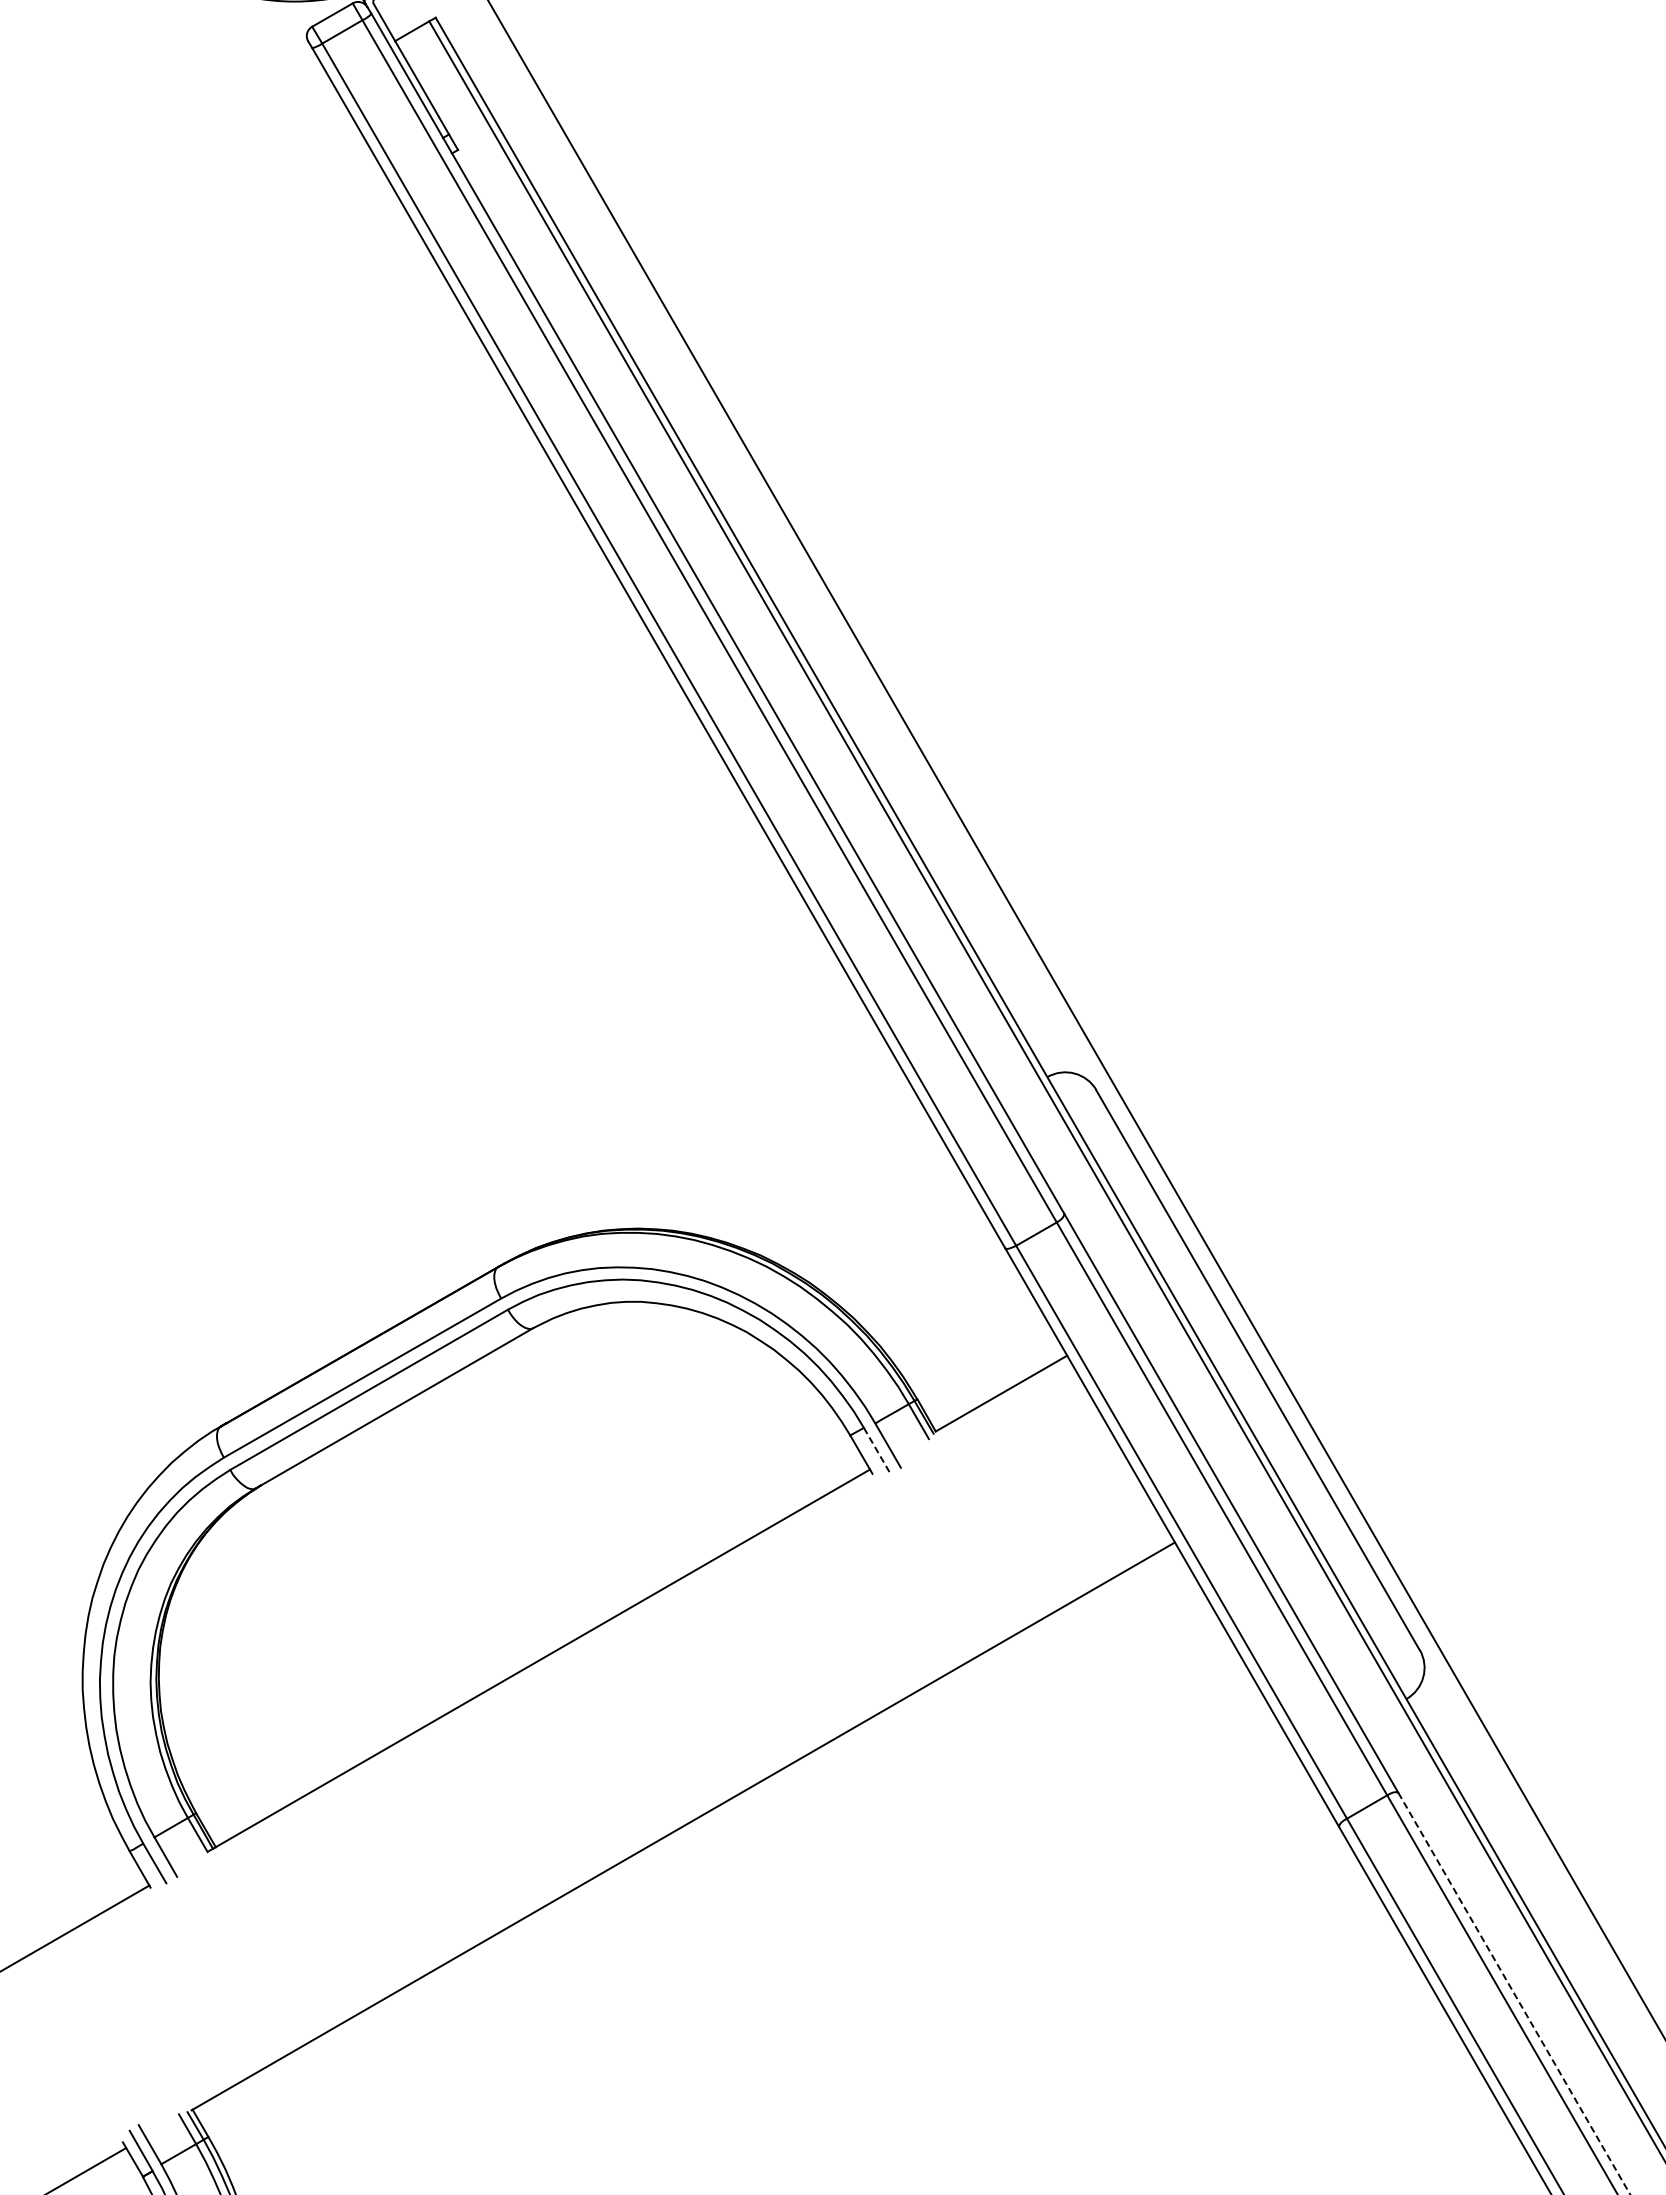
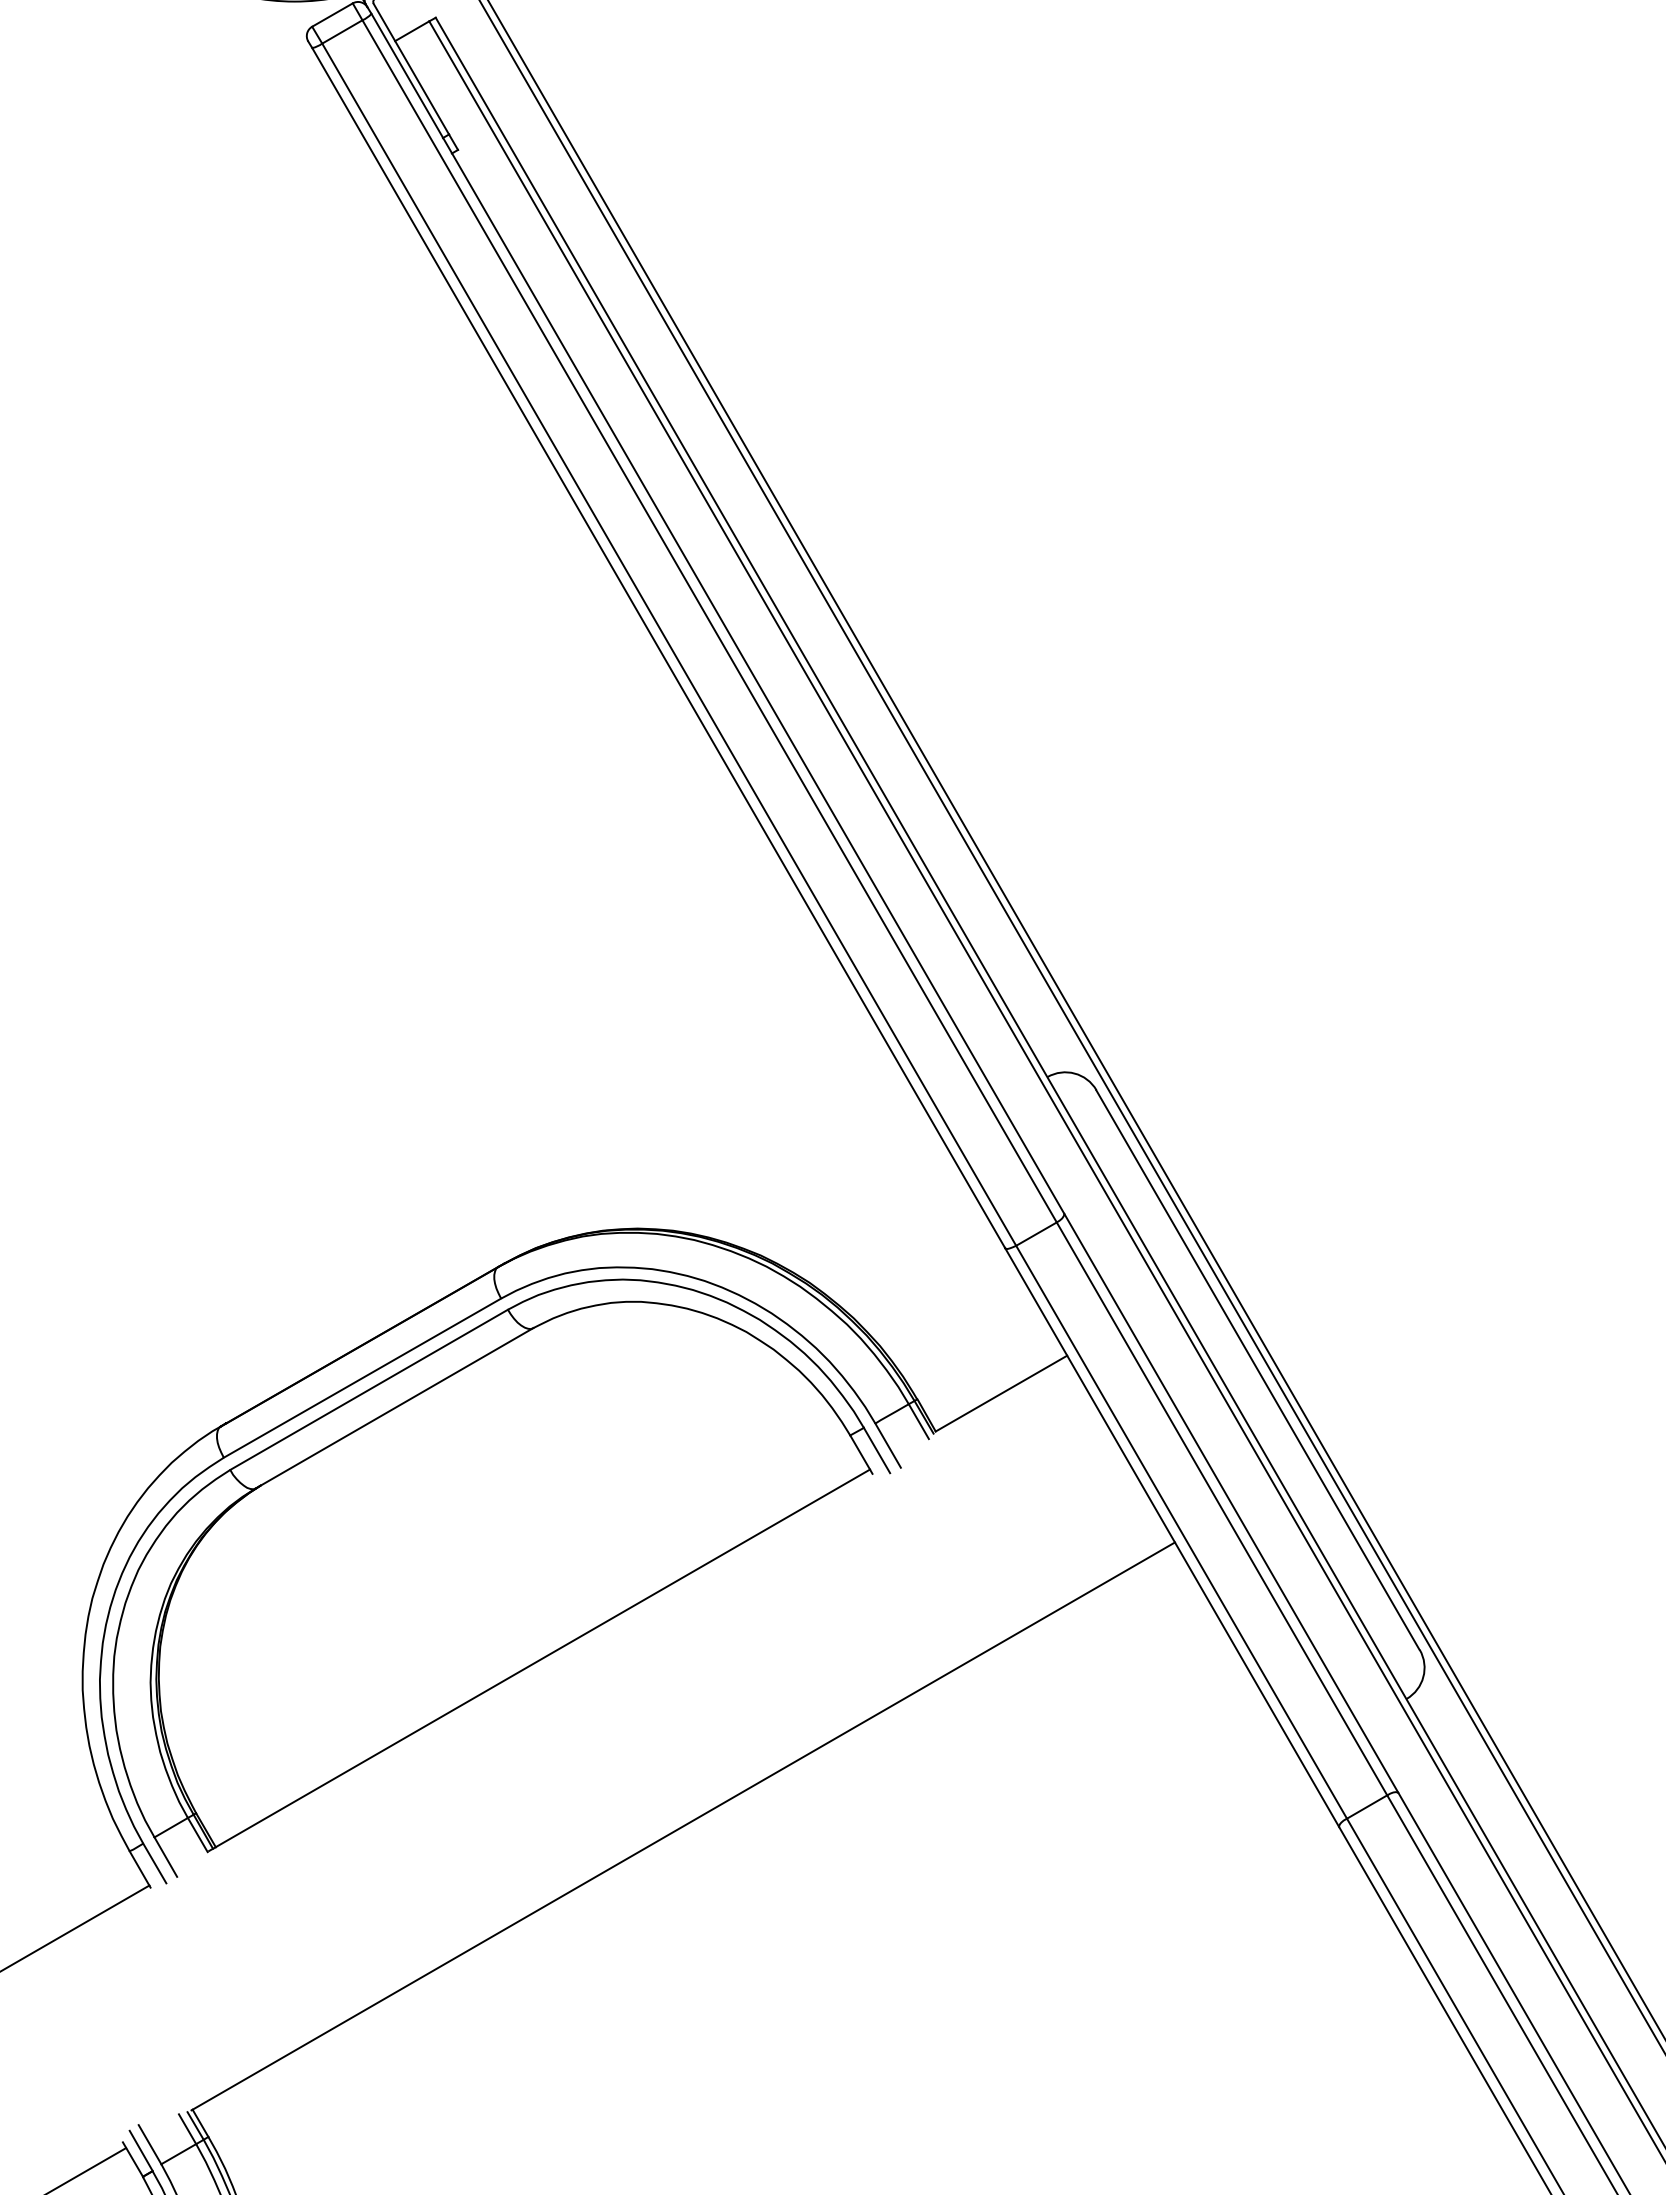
line: none -> present (1071, 1025)
line: dashed -> solid (877, 1450)
line: dashed -> solid (1514, 1993)
